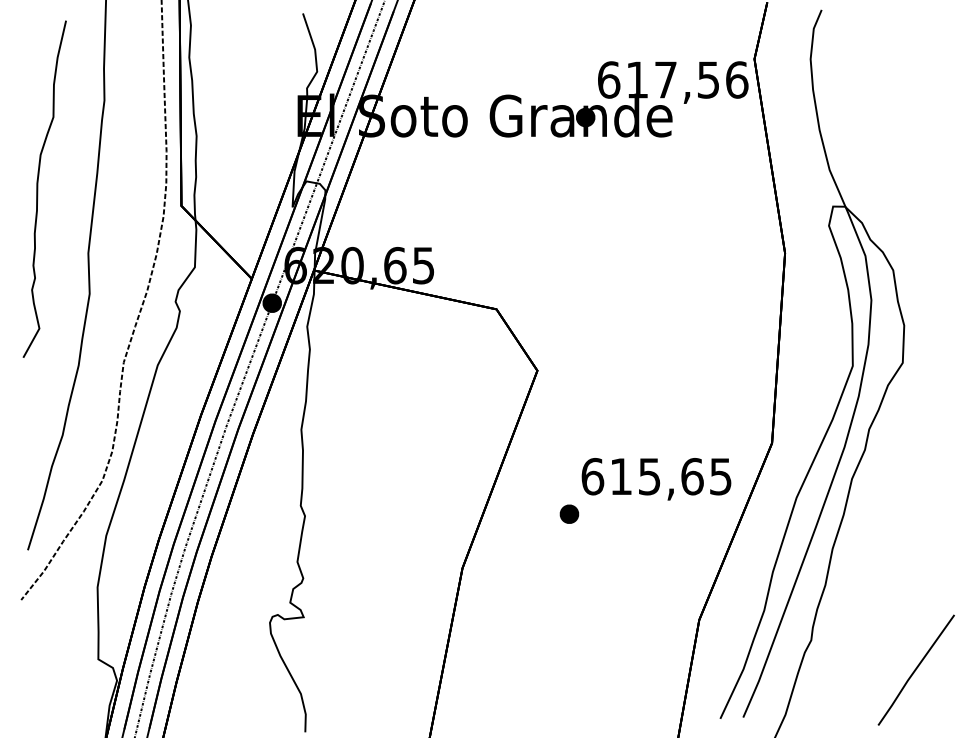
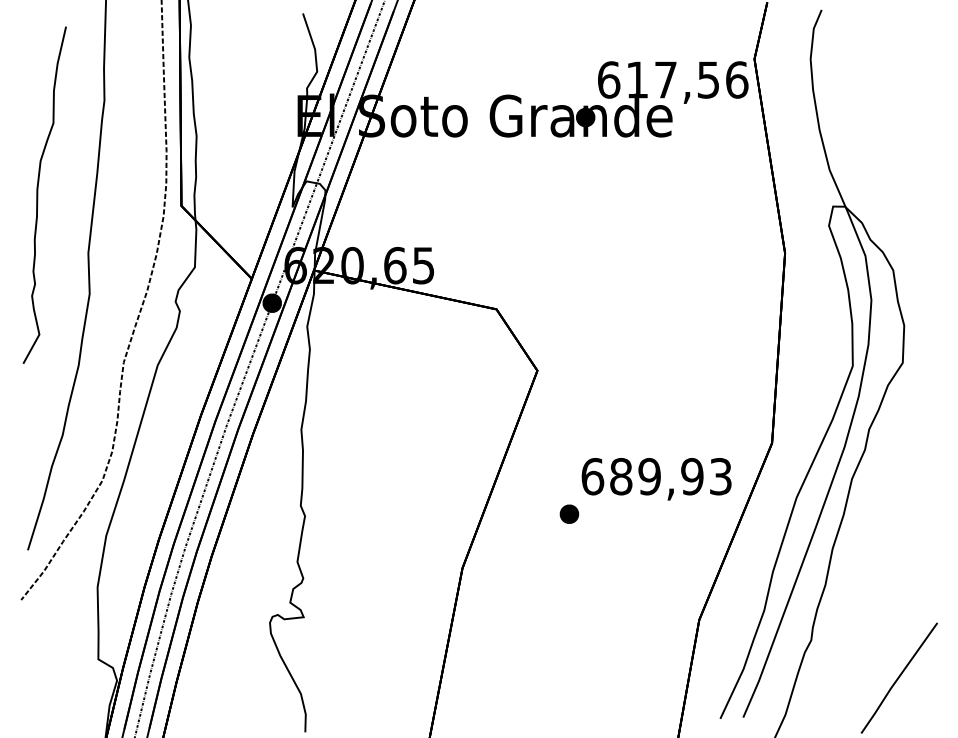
part position: (44, 188) -> (44, 194) (44, 194)
text: 615,65 -> 689,93 (670, 476)
line position: (915, 669) -> (898, 677) (898, 677)
